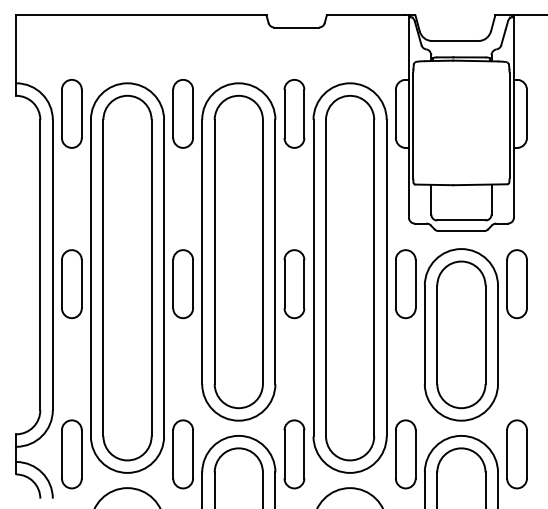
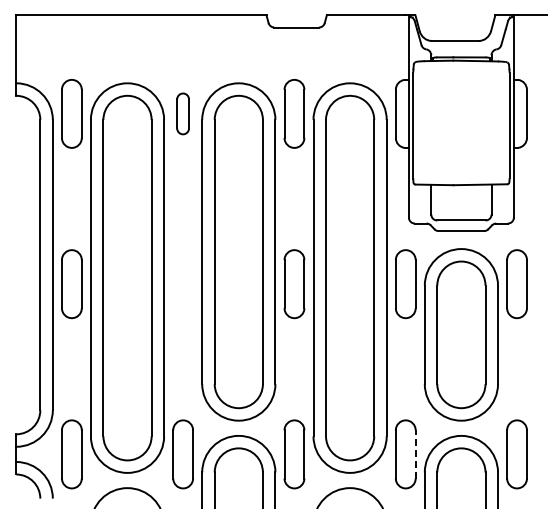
part size: 22x70 px -> 14x44 px (182, 113)
part: present -> none (182, 284)
line: solid -> dashed (415, 453)
